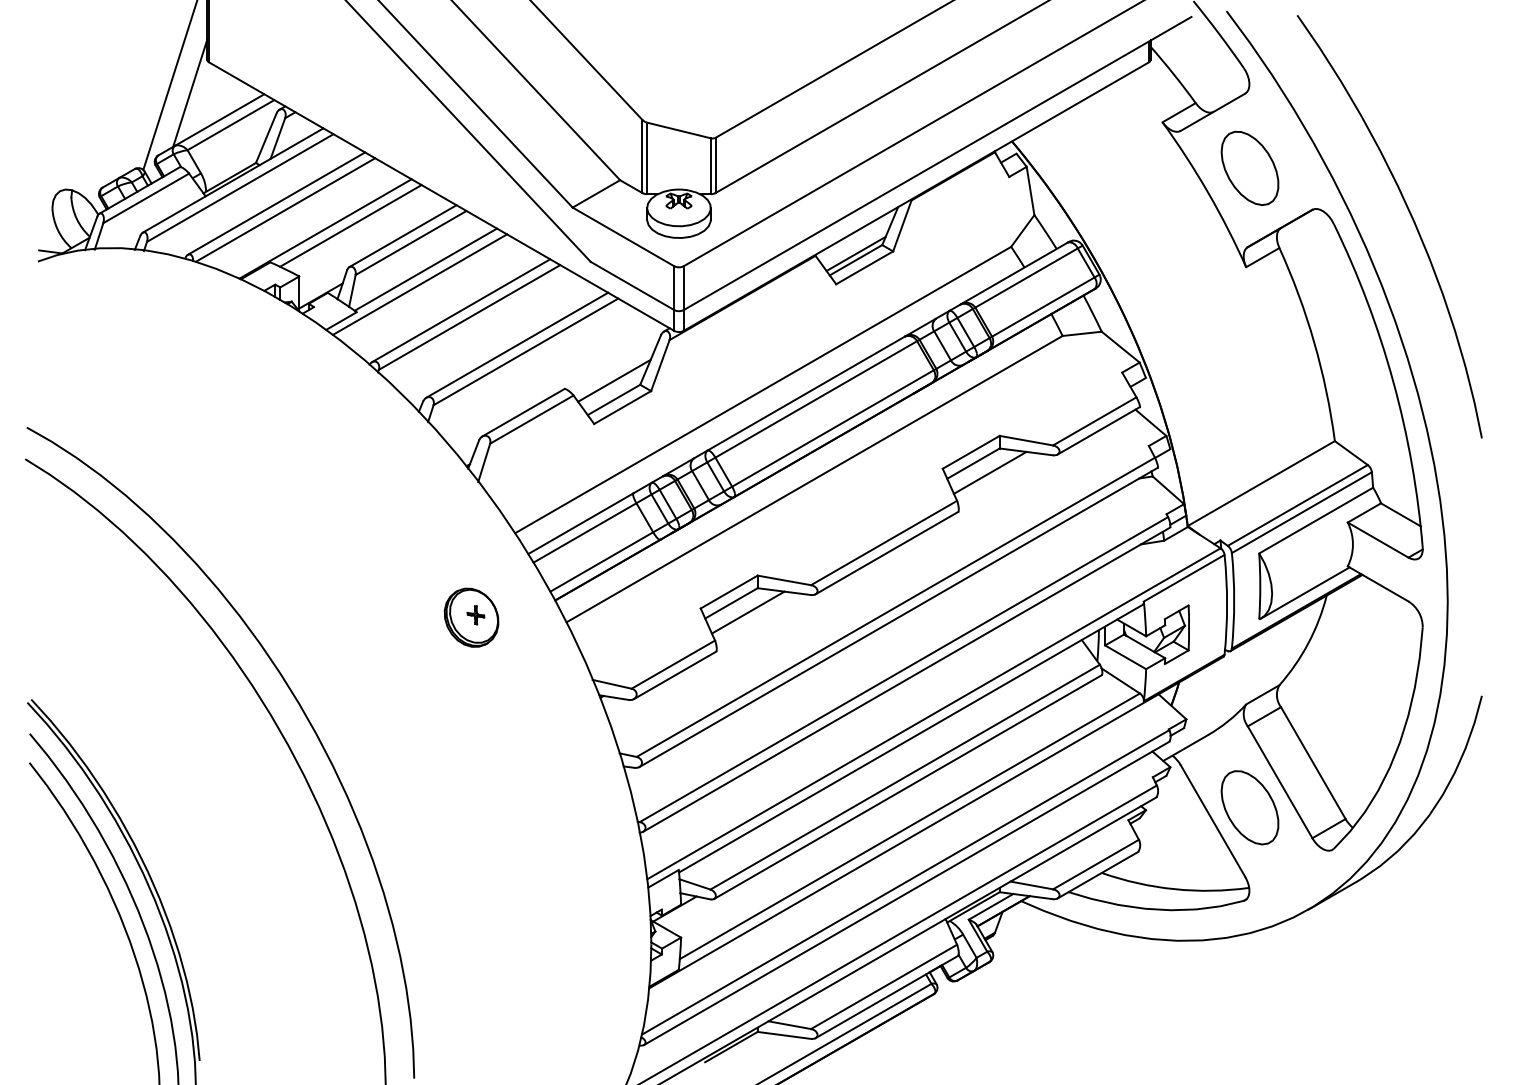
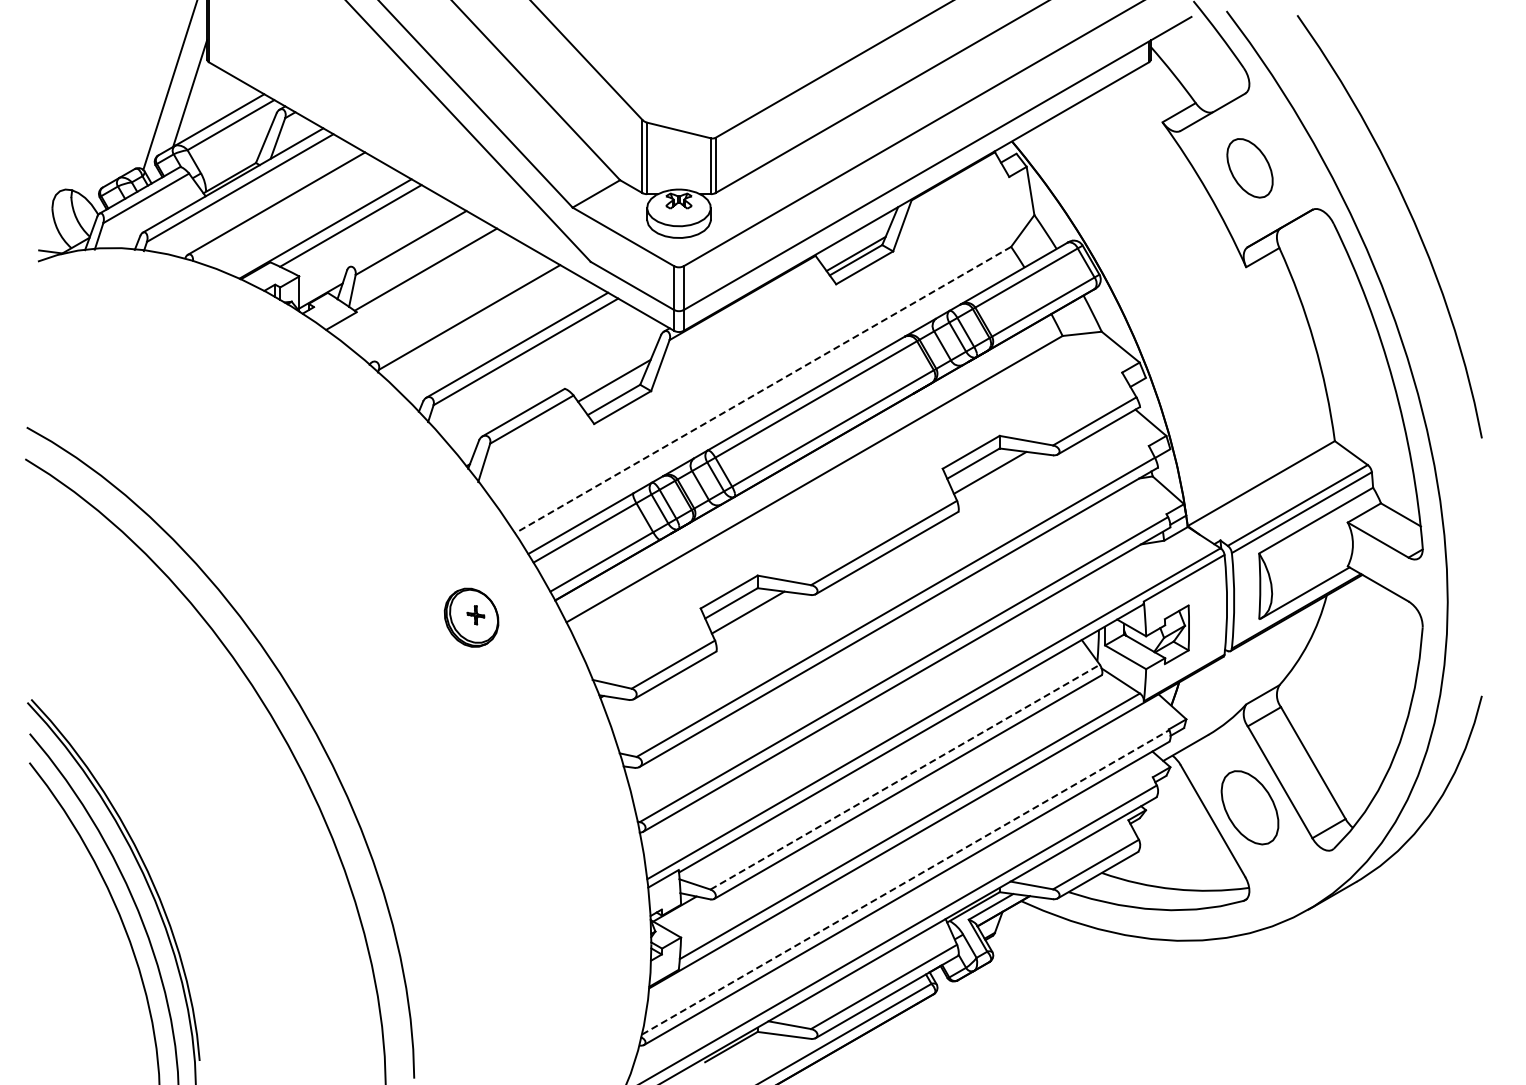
part size: 60x76 px -> 48x61 px (1249, 168)
line: present -> none (285, 209)
line: present -> none (402, 236)
line: present -> none (420, 284)
line: present -> none (461, 310)
line: solid -> dashed (762, 390)
line: solid -> dashed (905, 777)
line: solid -> dashed (906, 882)
